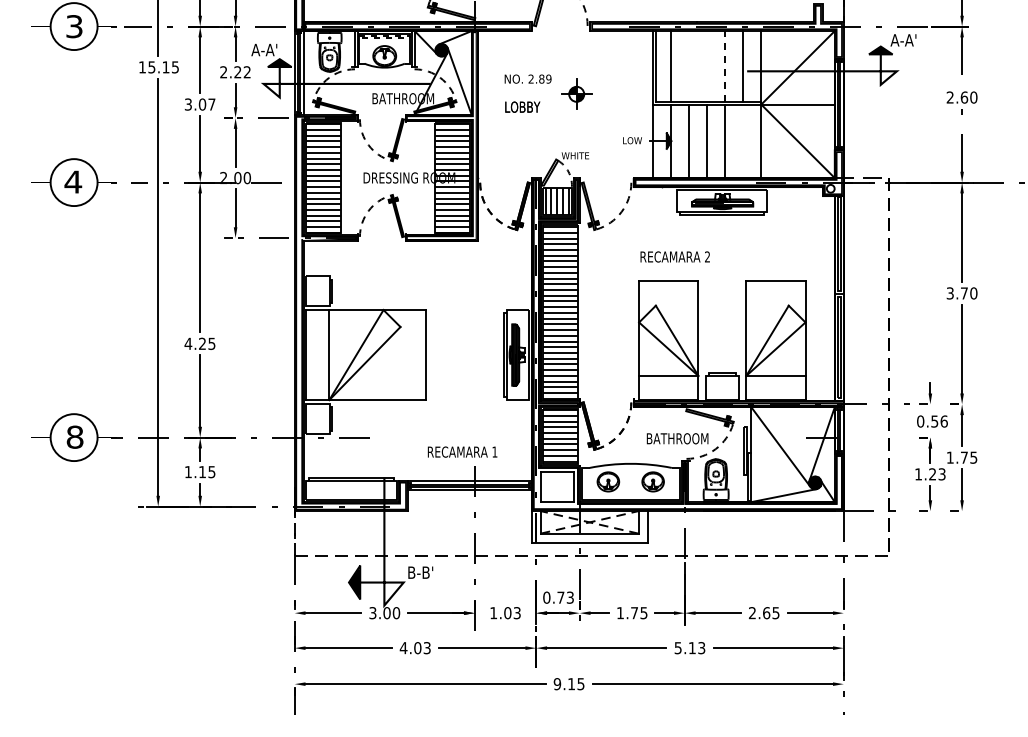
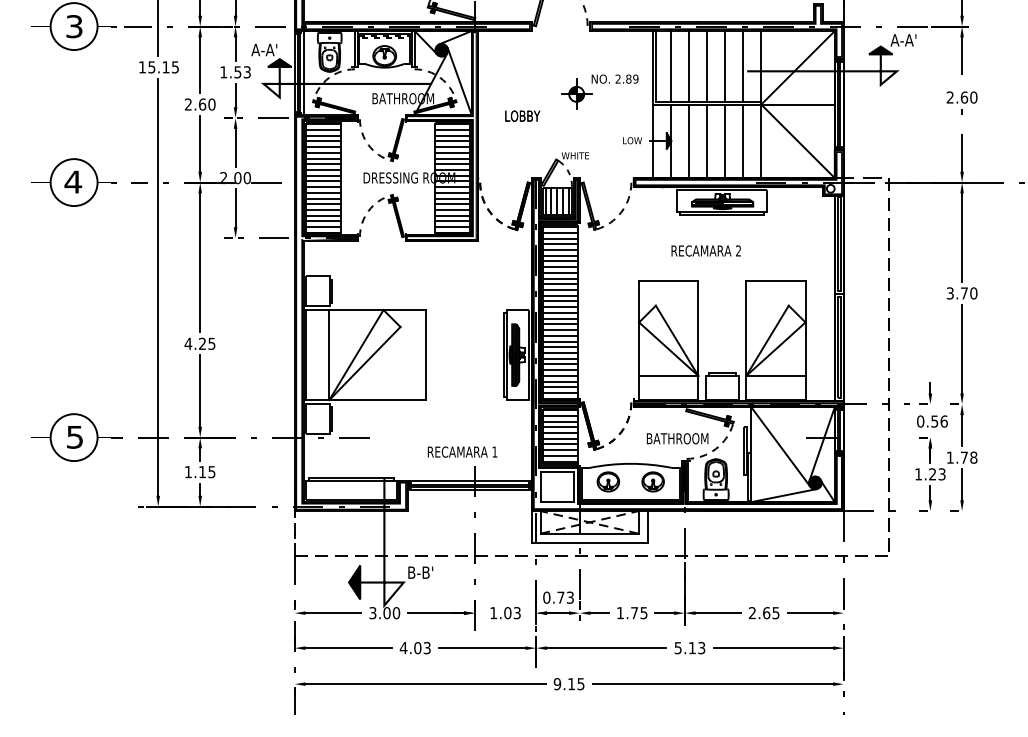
line: dashed -> solid (725, 65)
line: none -> present (689, 66)
line: none -> present (707, 66)
text: 2.22 -> 1.53 (235, 72)
text position: (527, 78) -> (614, 78) (614, 78)
text: 3.07 -> 2.60 (200, 104)
text position: (522, 106) -> (522, 115) (522, 115)
line: none -> present (743, 141)
text position: (674, 256) -> (705, 250) (705, 250)
text: 8 -> 5 (74, 436)
text: 1.75 -> 1.78 (973, 457)
